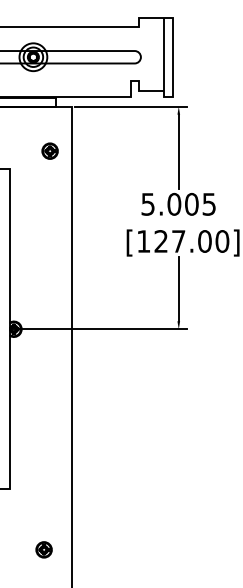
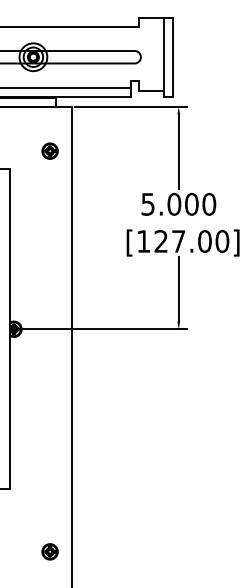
line: none -> present (66, 88)
text: 5.005 -> 5.000 (209, 203)
part position: (43, 549) -> (49, 551) (49, 551)
